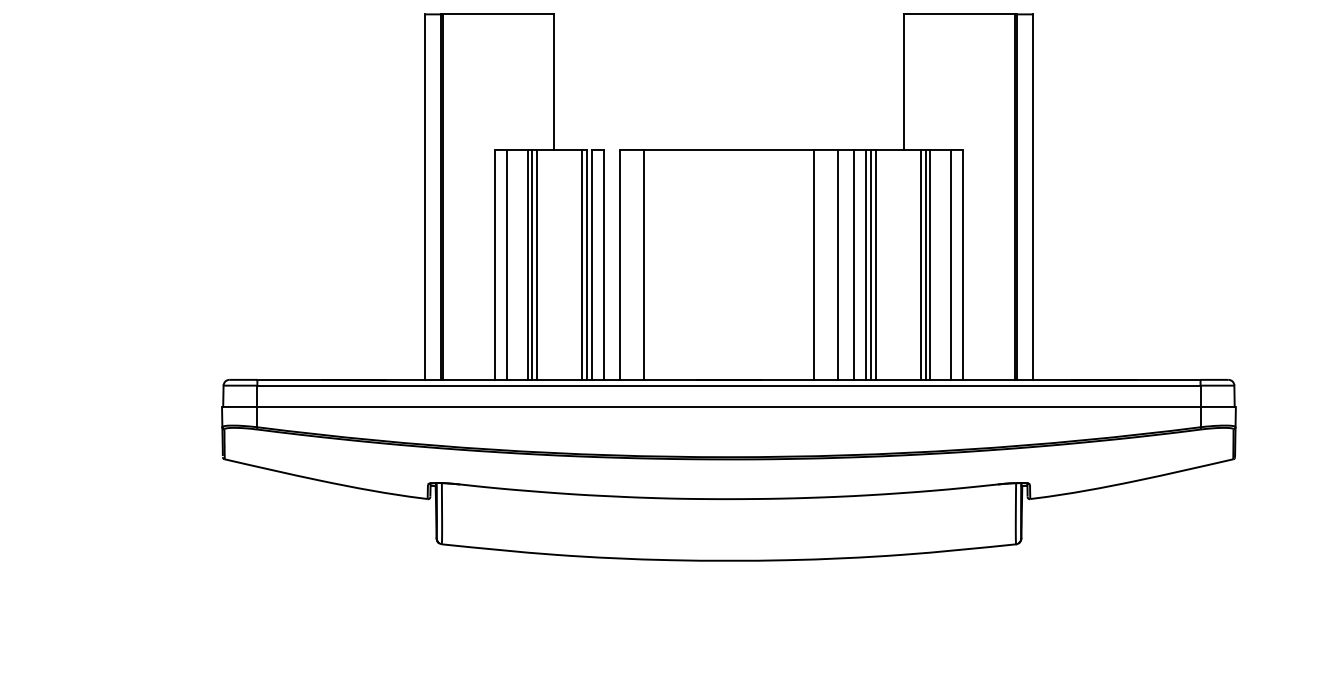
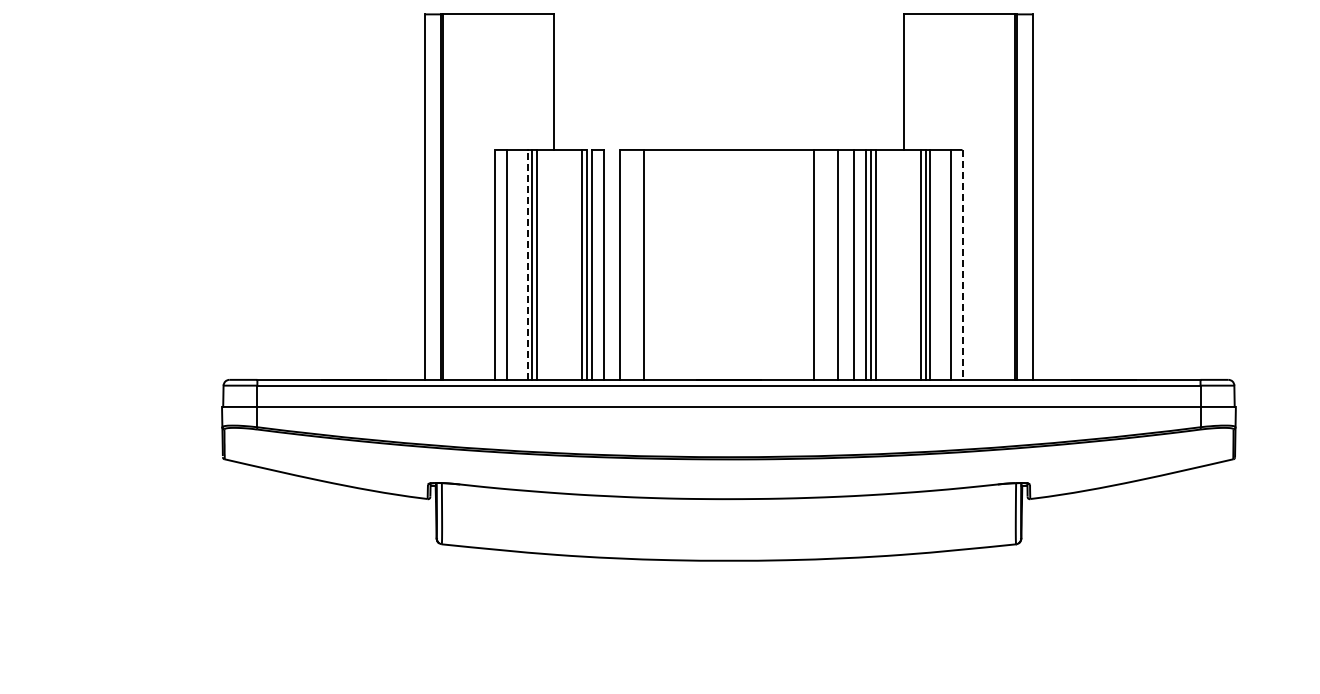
line: solid -> dashed (527, 264)
line: solid -> dashed (962, 264)
